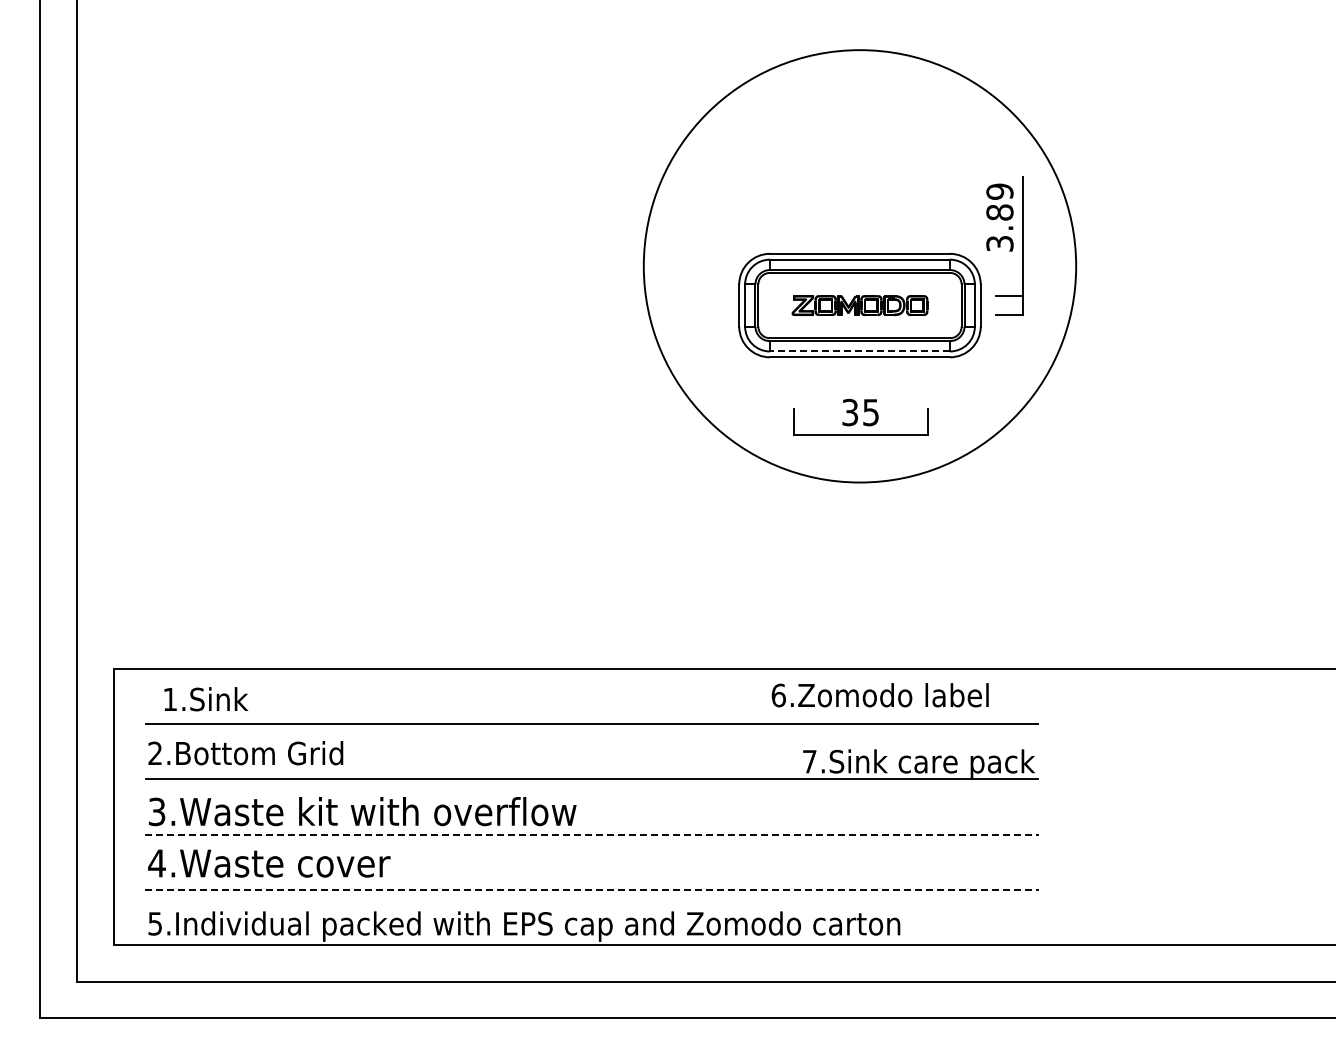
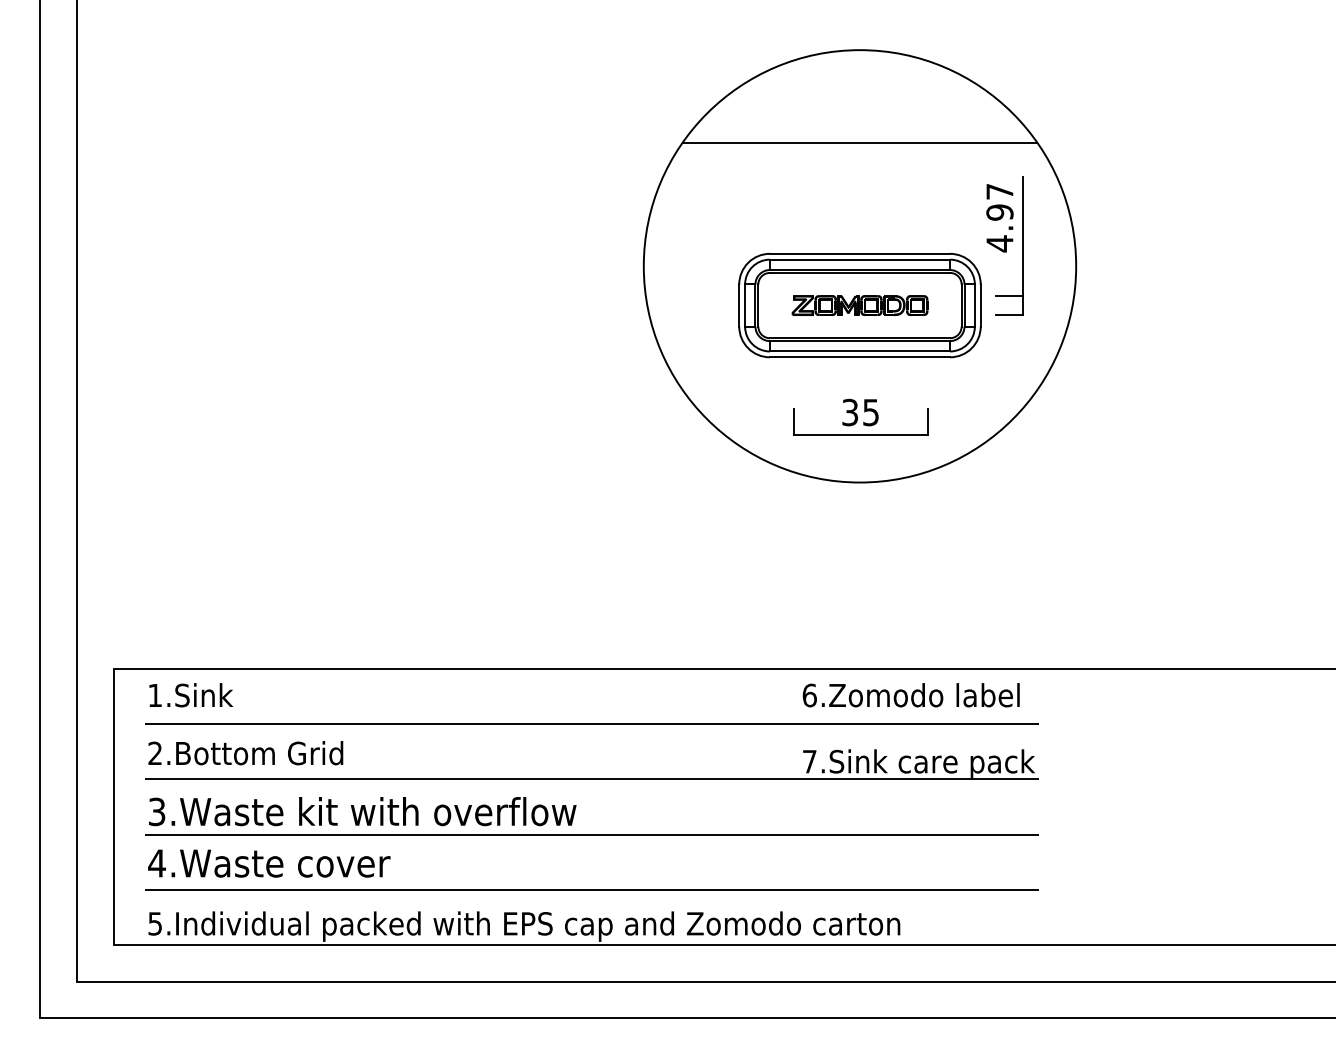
line: none -> present (859, 142)
text: 3.89 -> 4.97 (999, 217)
line: dashed -> solid (859, 351)
text position: (879, 695) -> (910, 695) (910, 695)
text position: (206, 699) -> (191, 695) (191, 695)
line: dashed -> solid (592, 834)
line: dashed -> solid (592, 889)
